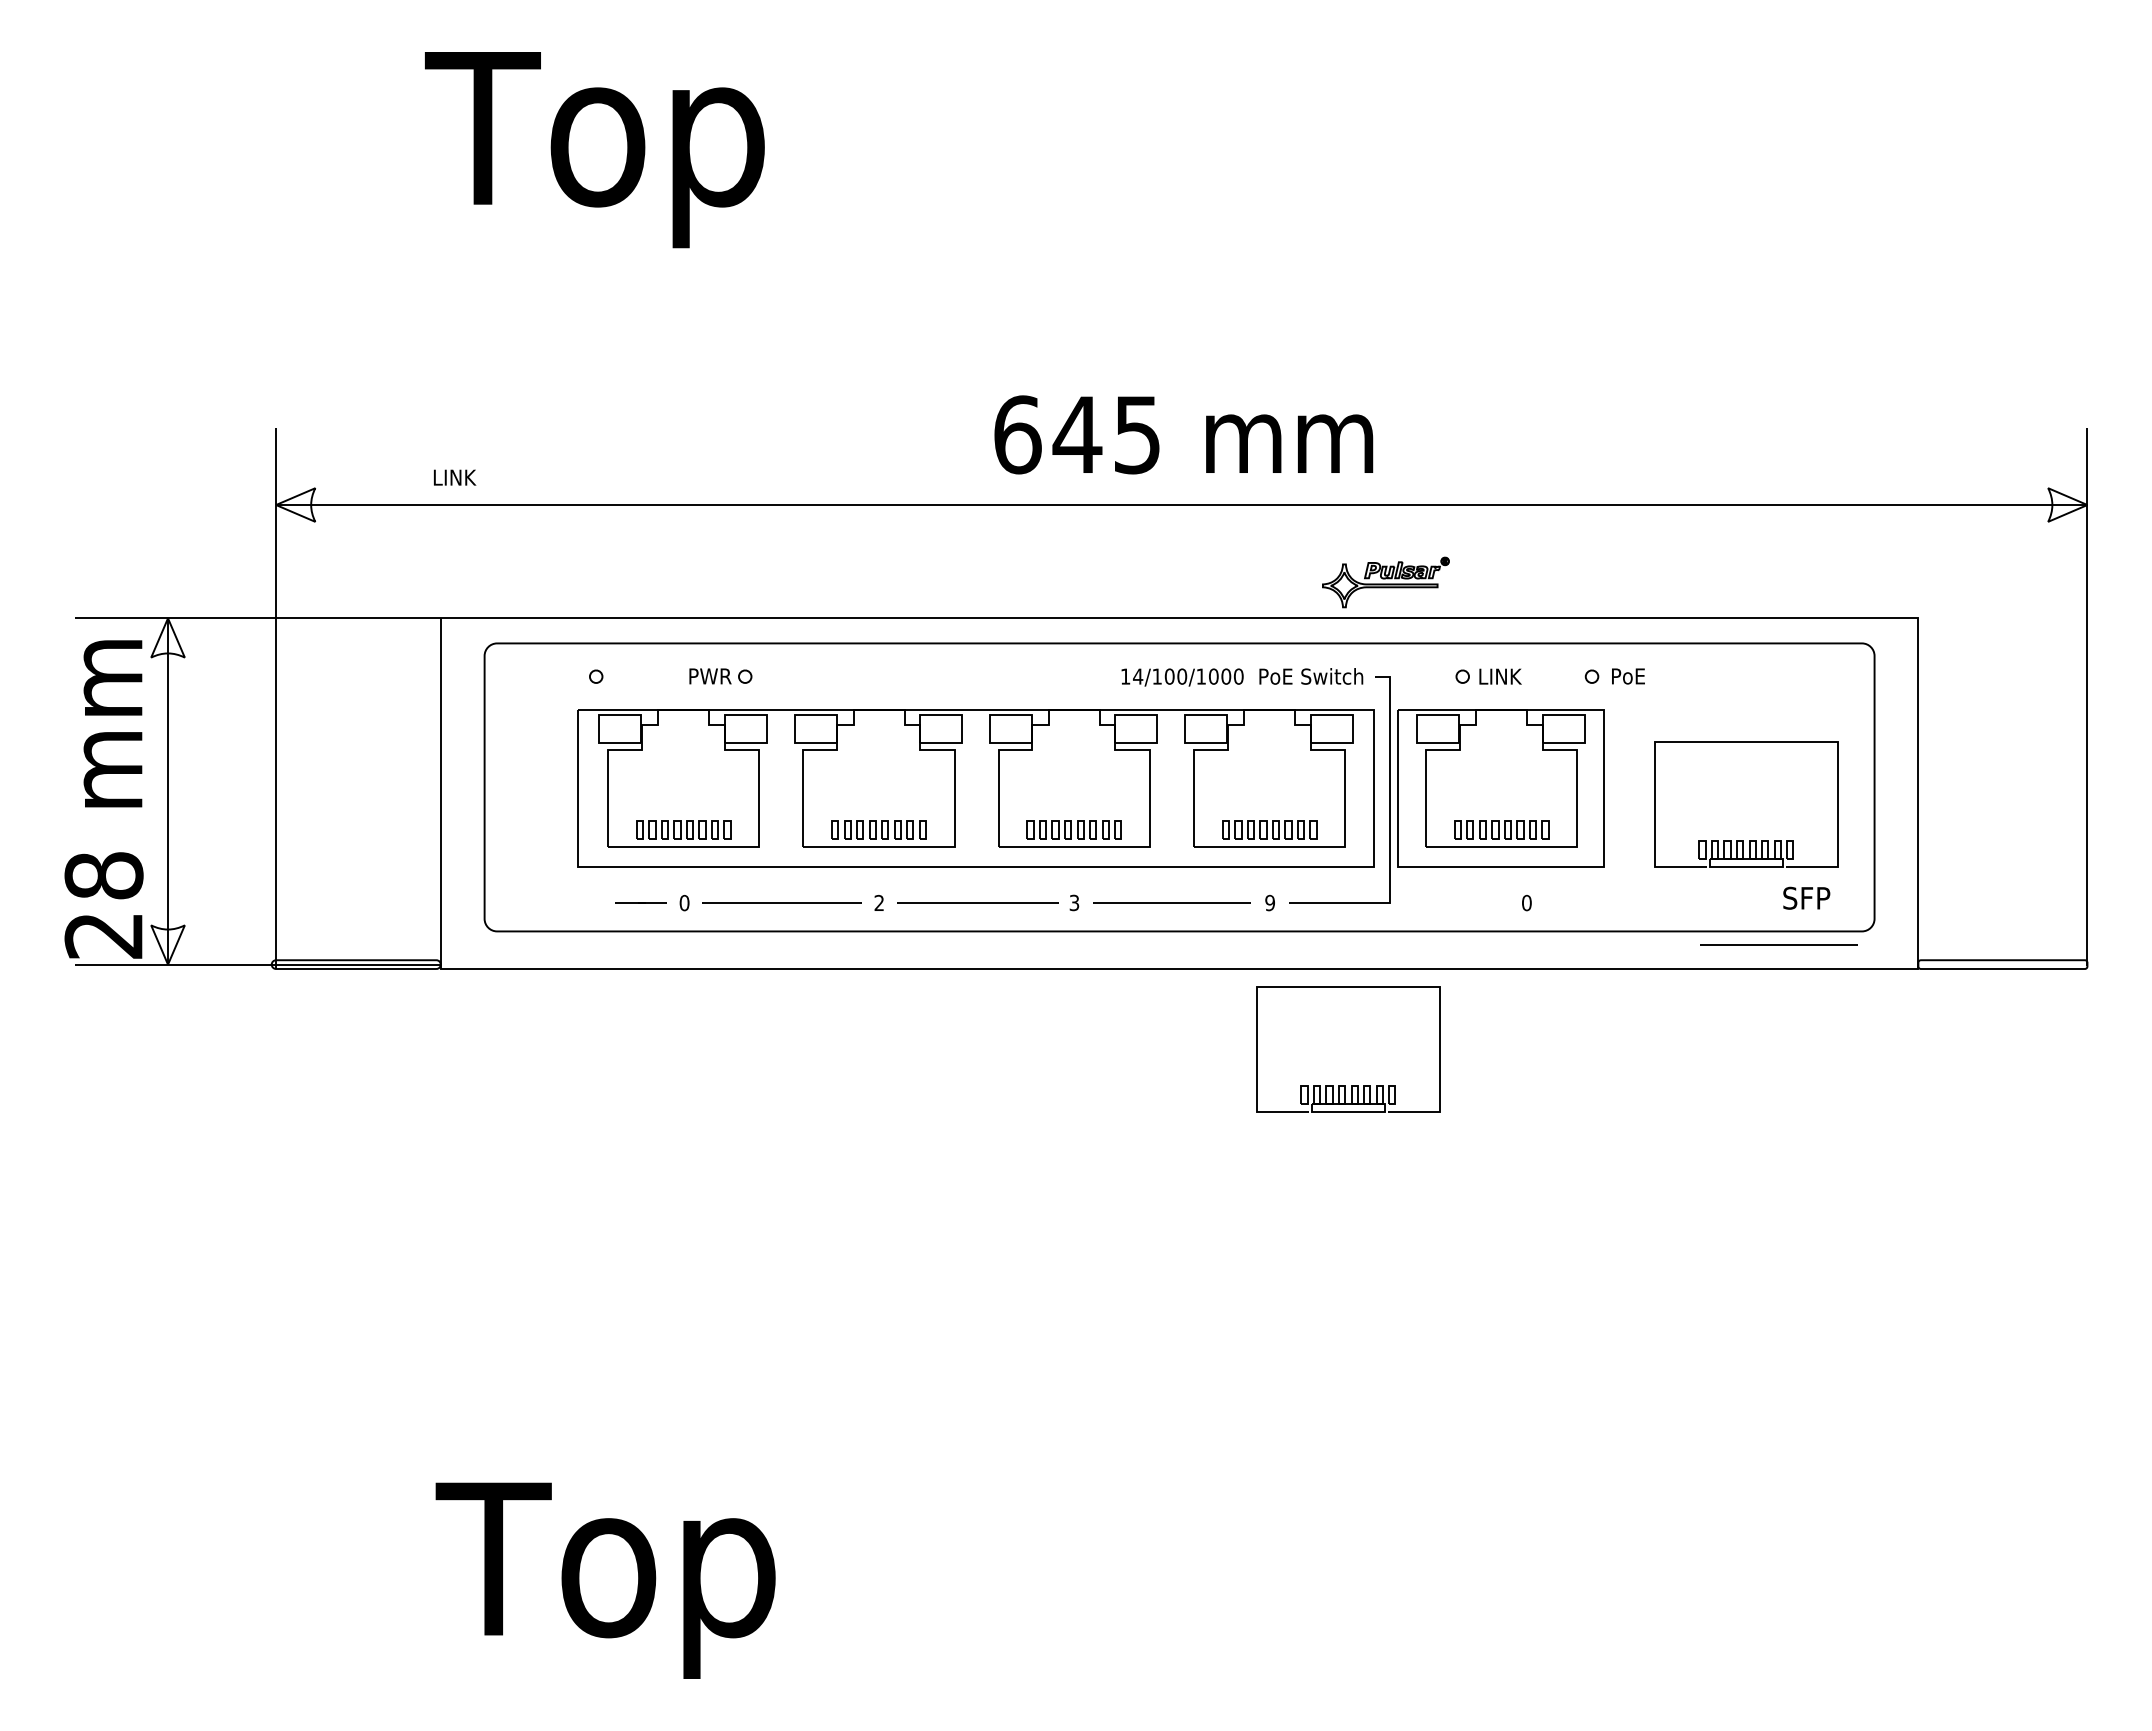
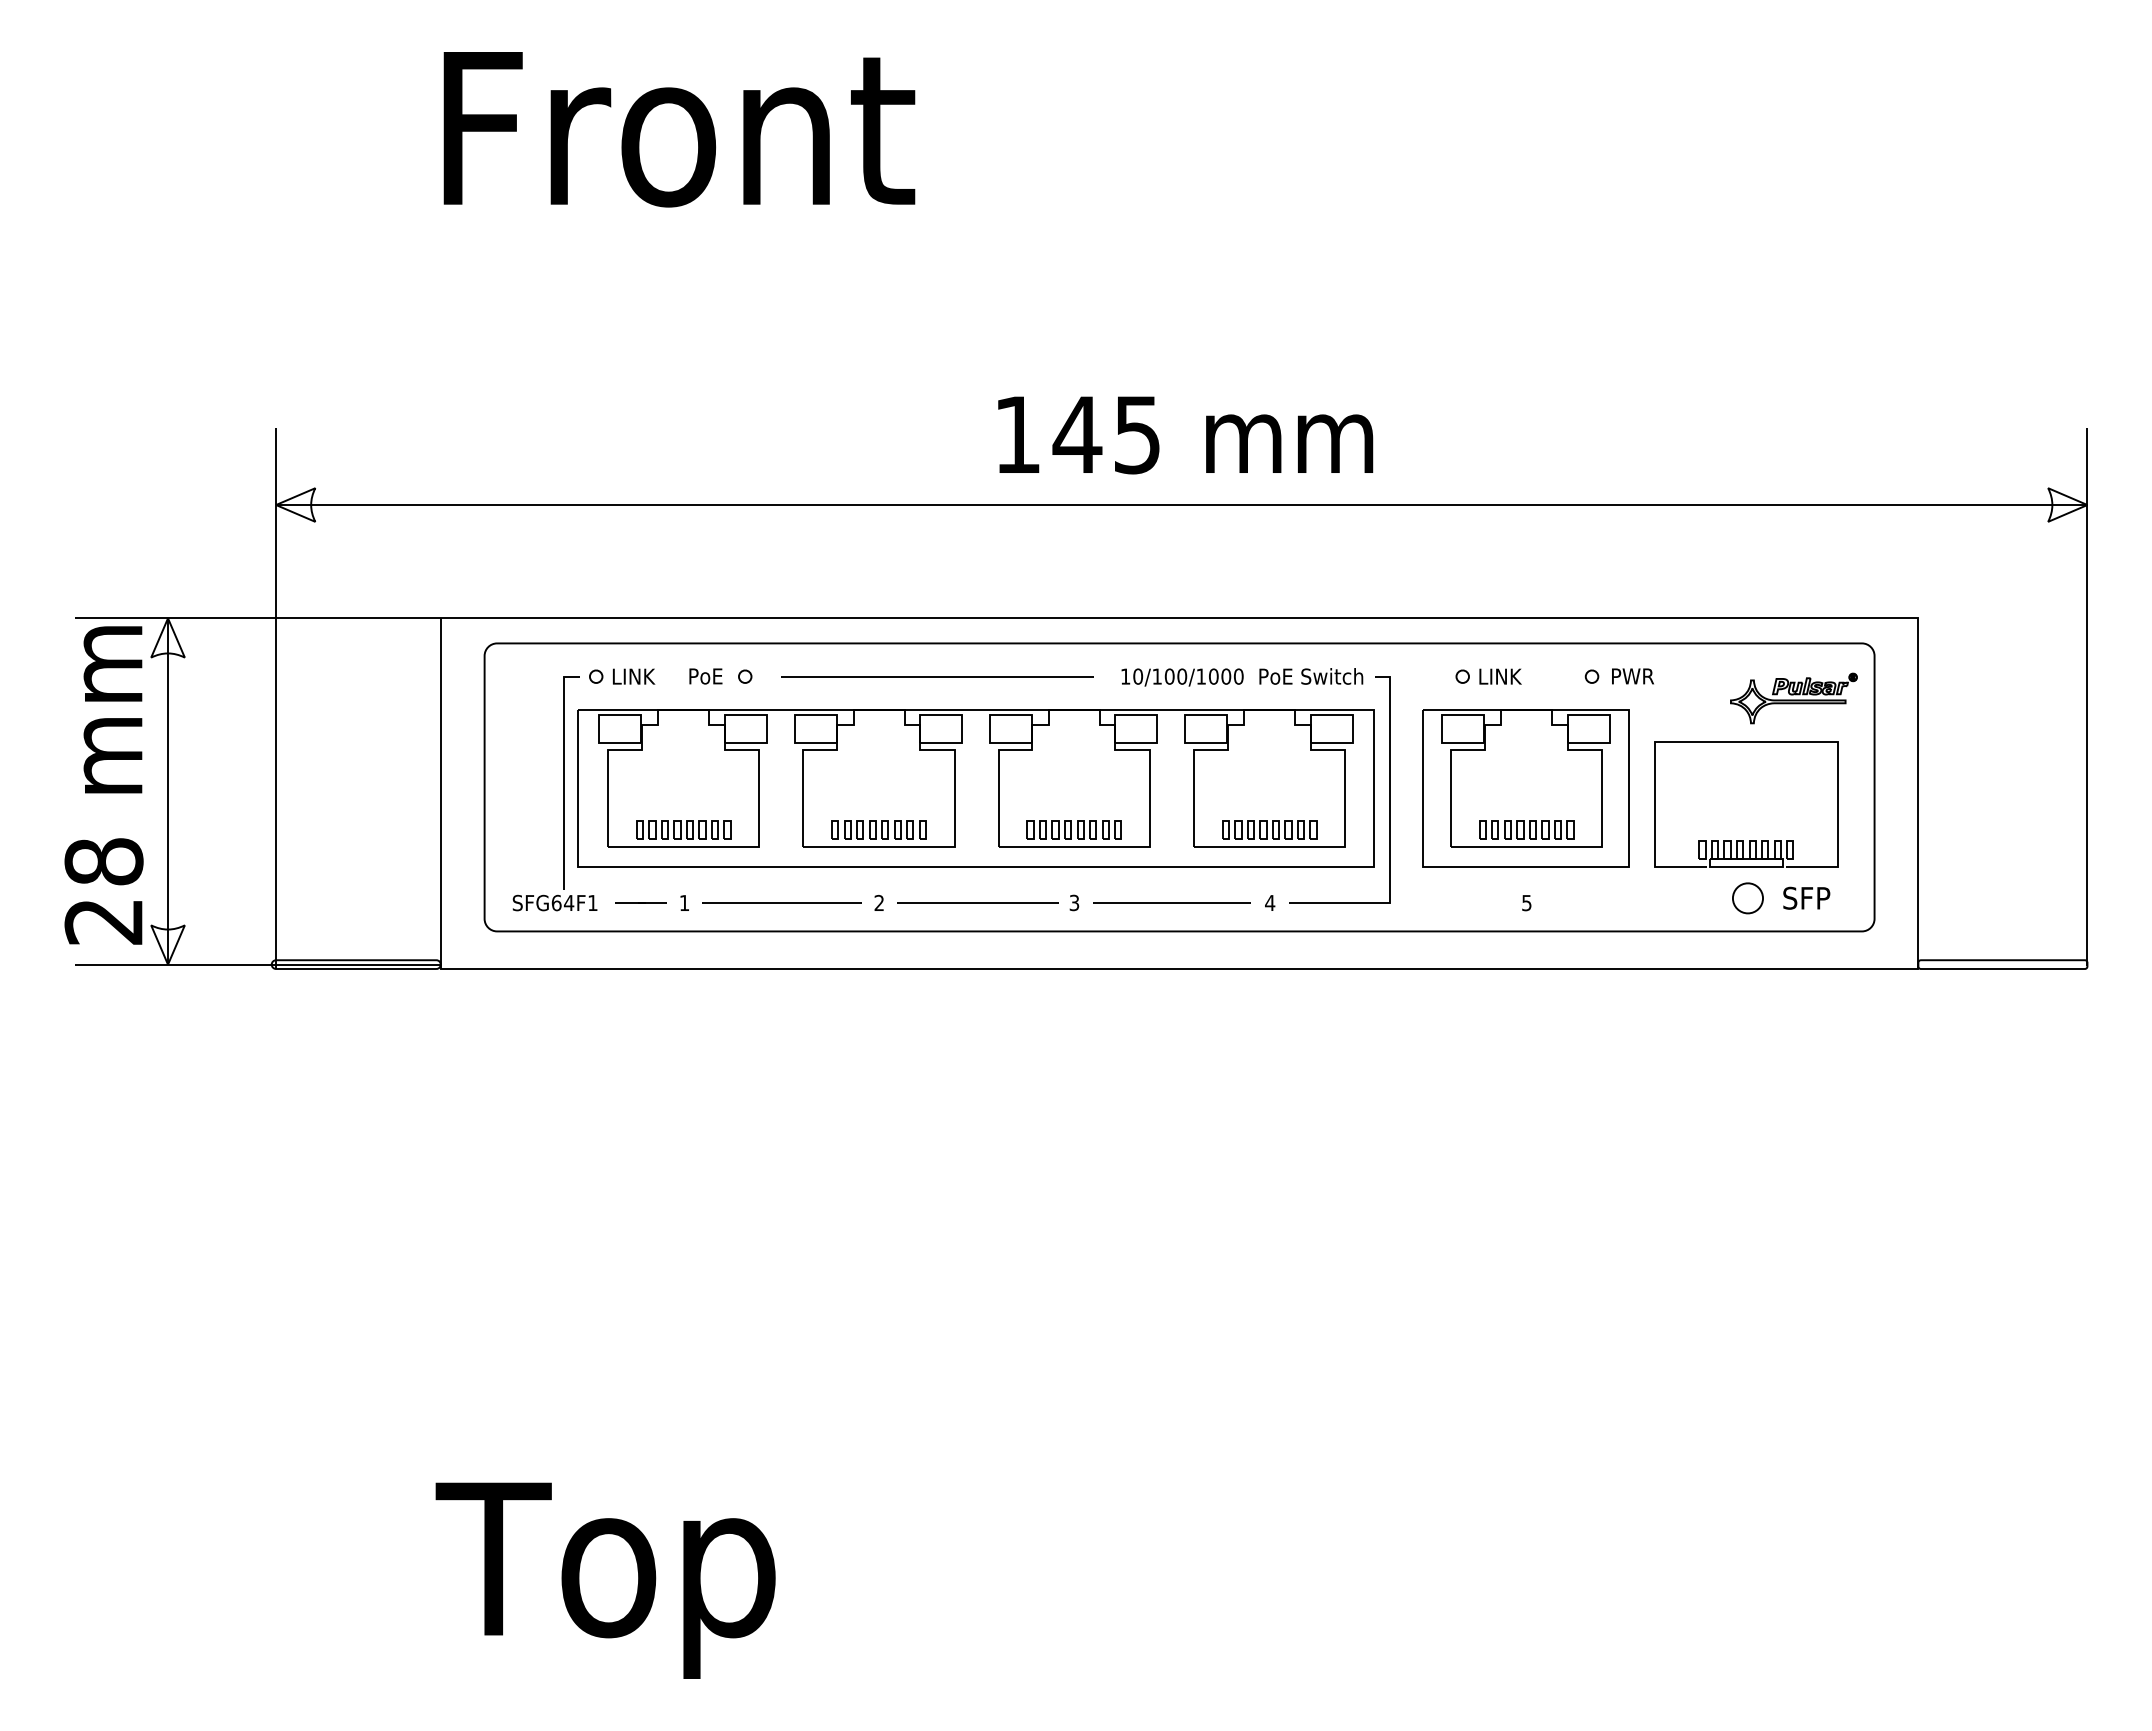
text: Top -> Front (669, 150)
text: 645 -> 145 (1017, 434)
text position: (455, 477) -> (634, 676) (634, 676)
part position: (1385, 582) -> (1793, 698) (1793, 698)
text: PWR -> PoE (715, 676)
line: none -> present (937, 676)
text: 14/100/1000 -> 10/100/1000 (1138, 676)
text: PoE -> PWR (1638, 676)
part position: (1500, 788) -> (1525, 788) (1525, 788)
part: none -> present (563, 793)
text position: (103, 799) -> (103, 785) (103, 785)
part: none -> present (1747, 898)
text: 0 -> 1 (684, 902)
text: 9 -> 4 (1270, 902)
text: 0 -> 5 (1526, 902)
line: present -> none (1778, 944)
part: present -> none (1345, 1085)
